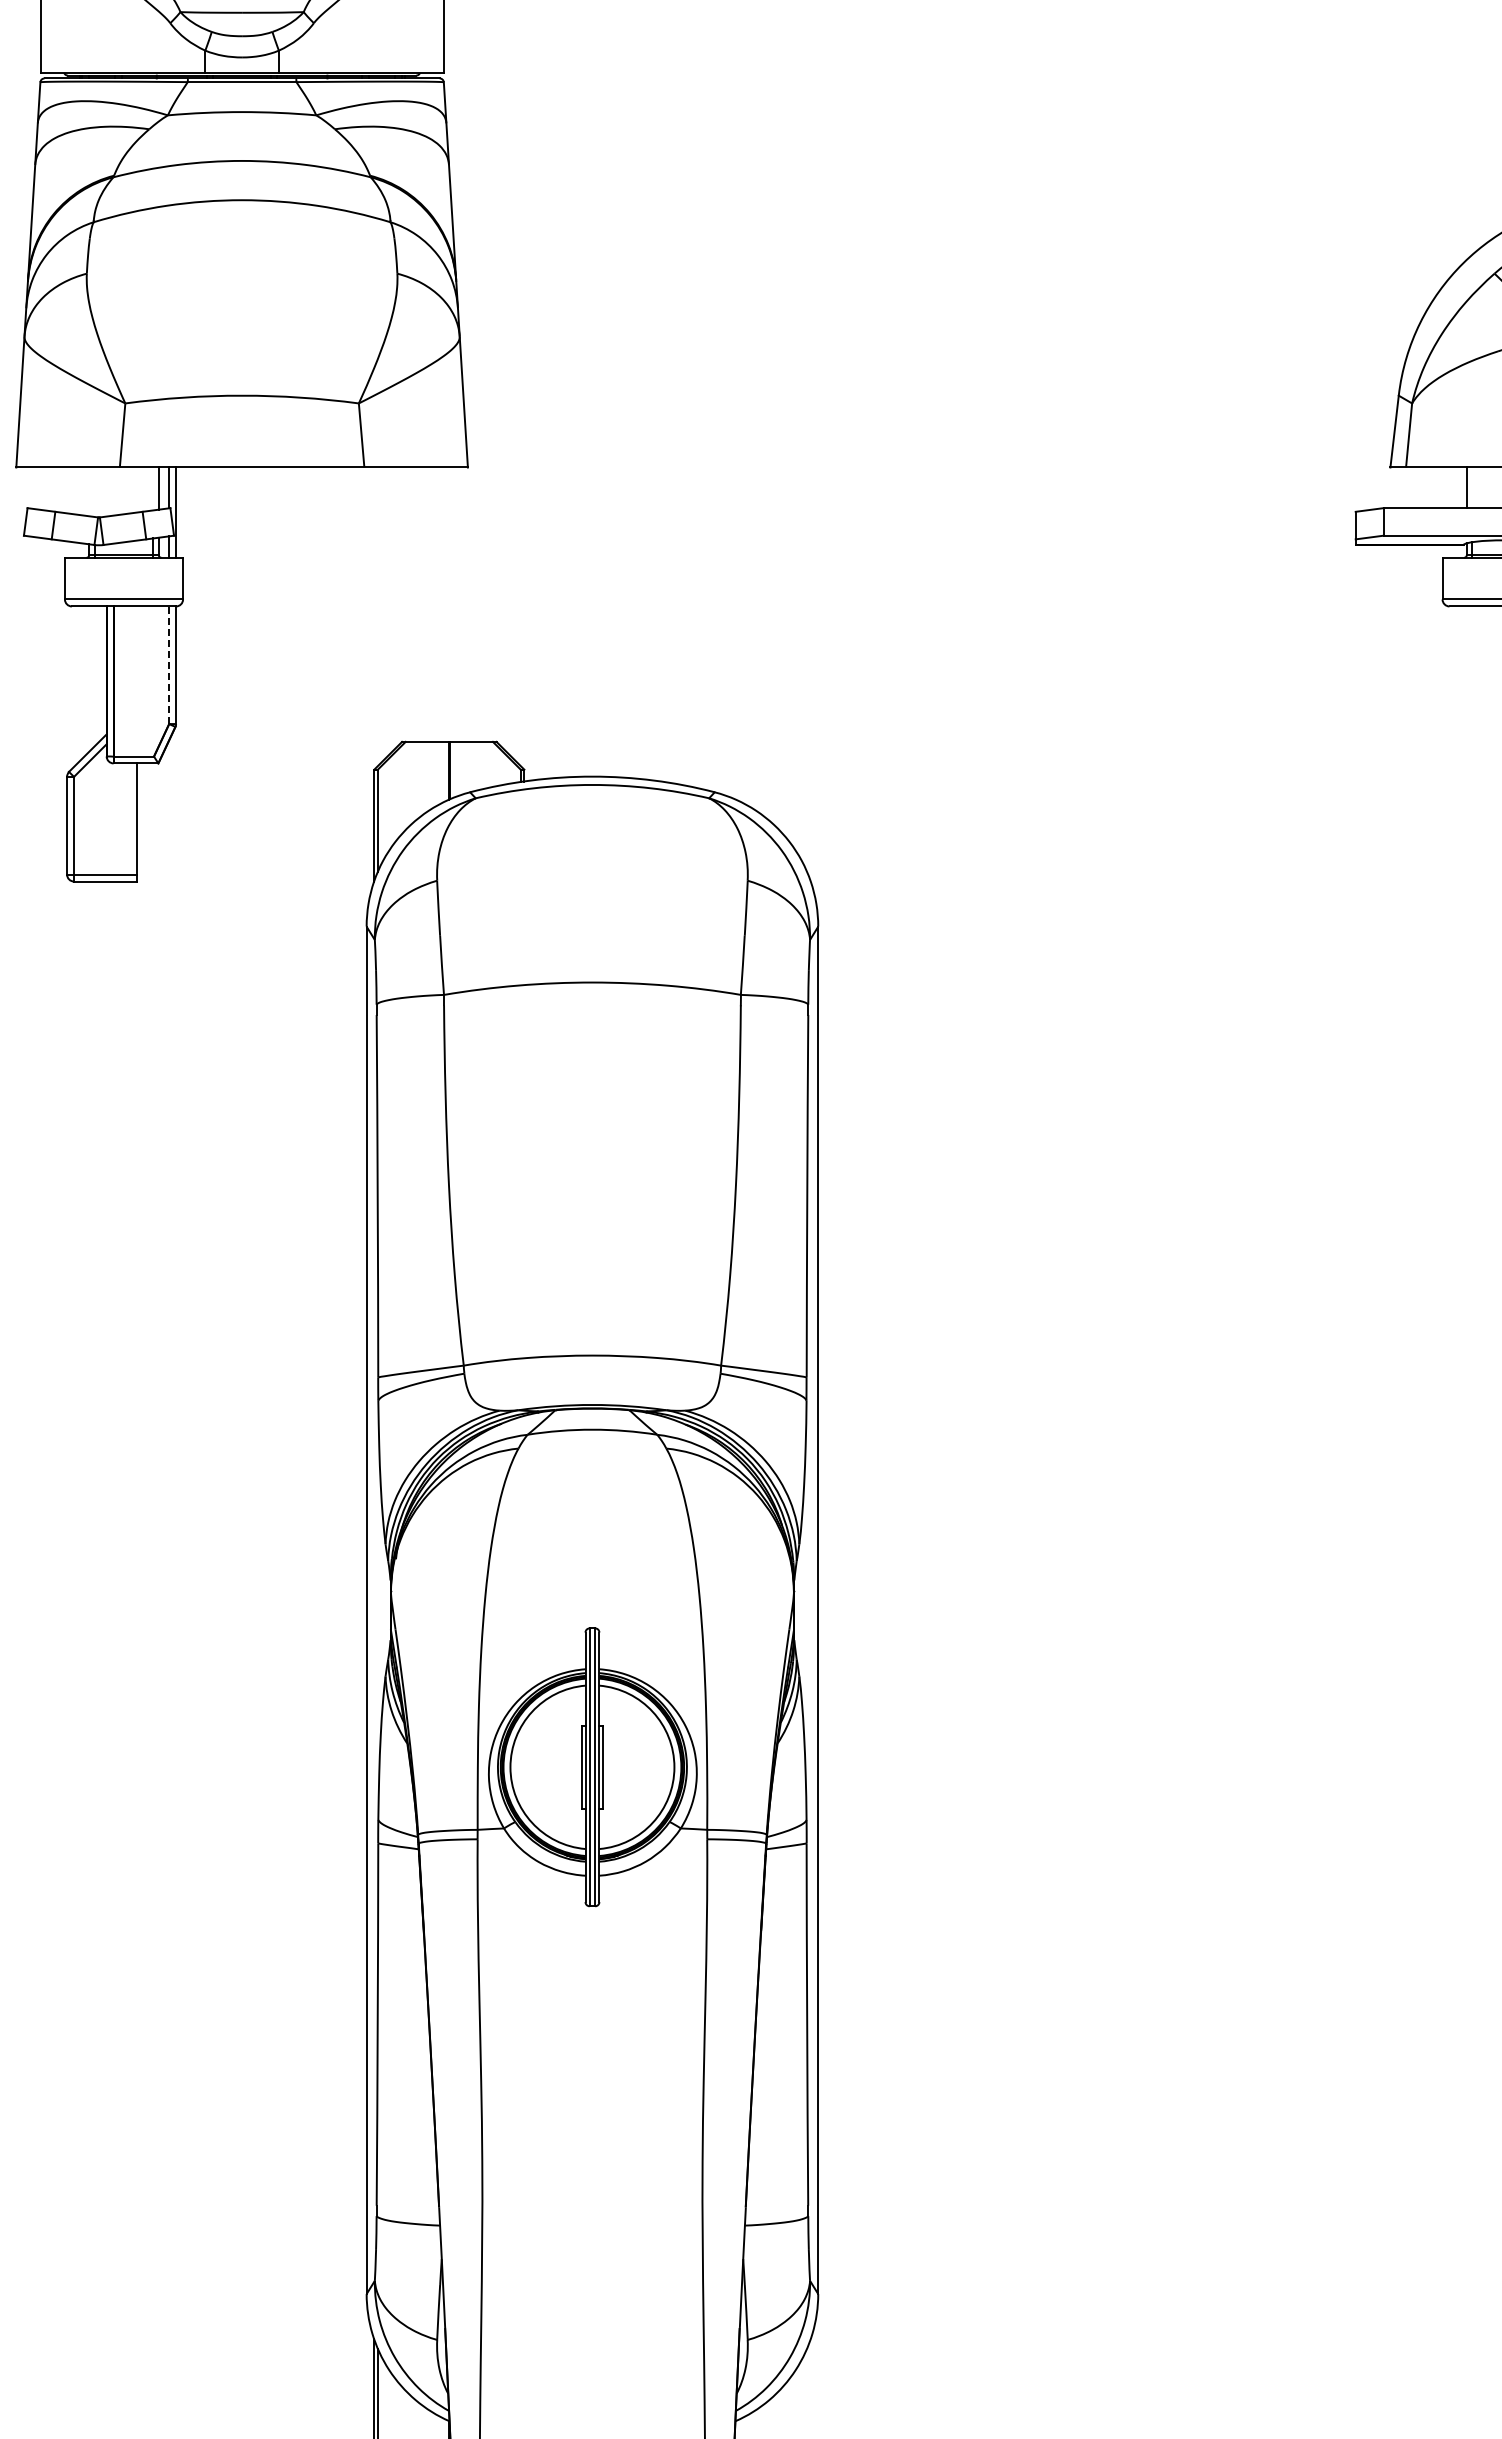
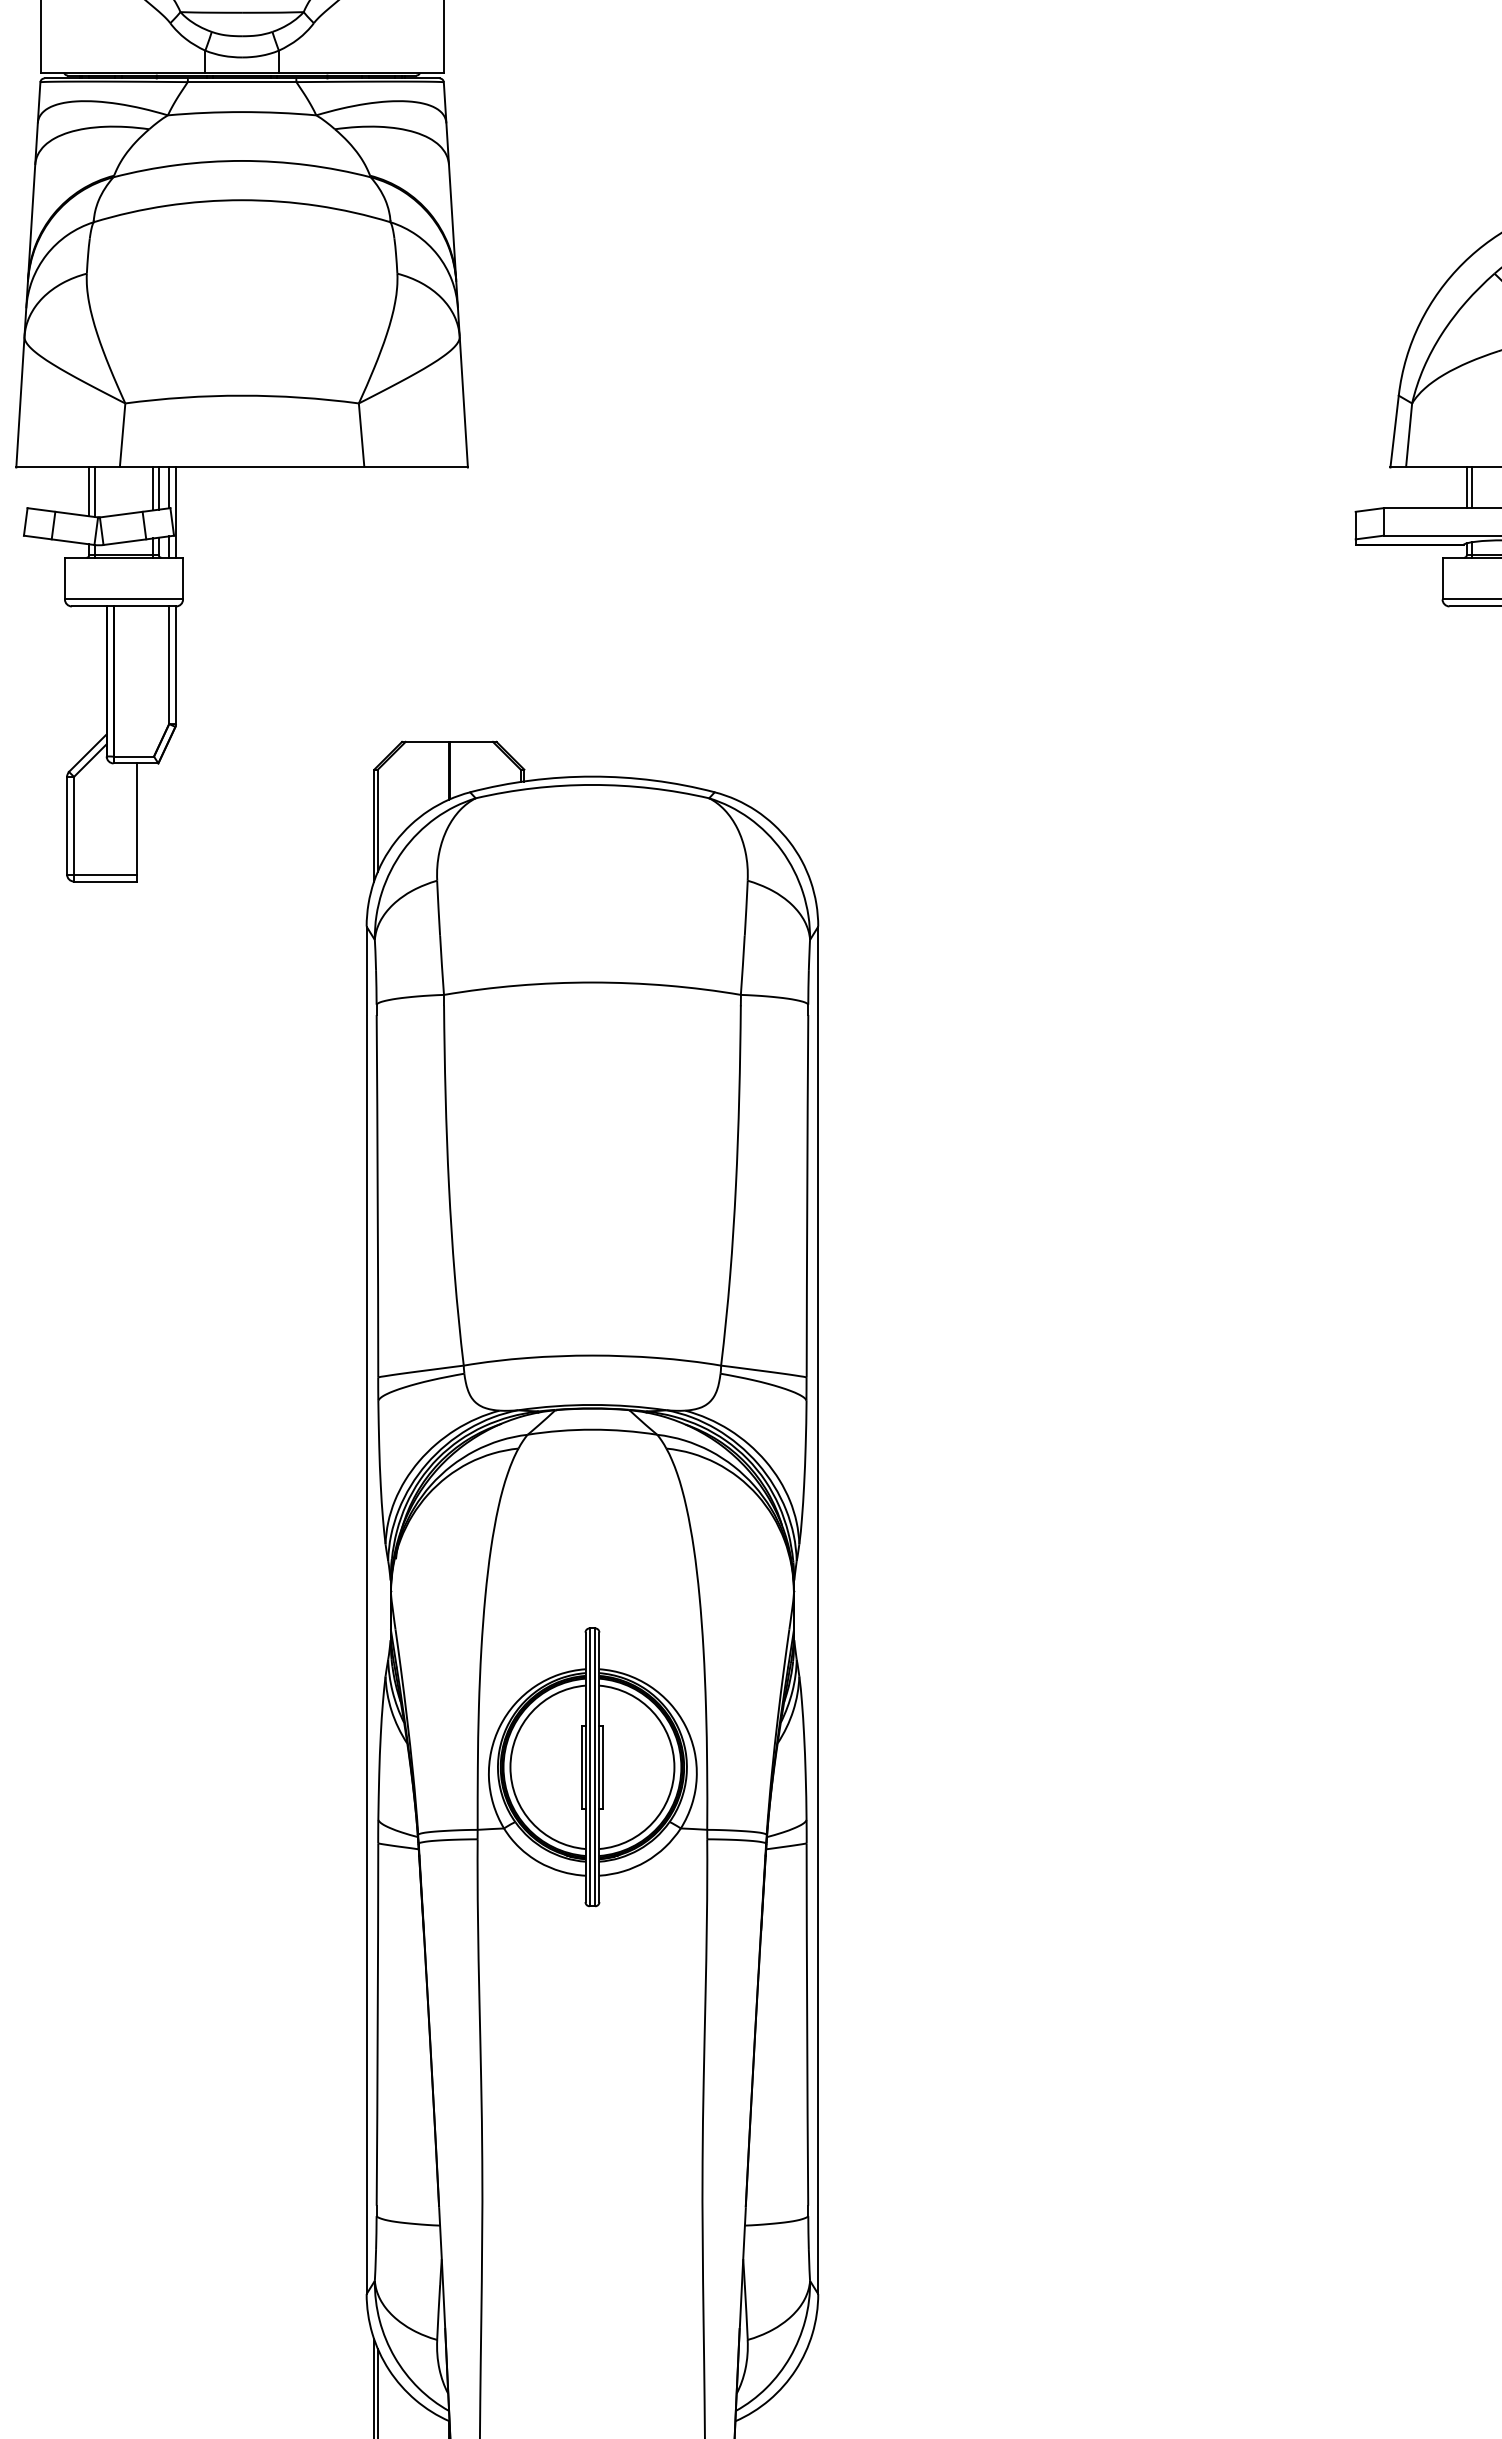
line: none -> present (1472, 487)
line: none -> present (153, 488)
line: none -> present (89, 491)
line: none -> present (94, 492)
line: dashed -> solid (169, 665)
